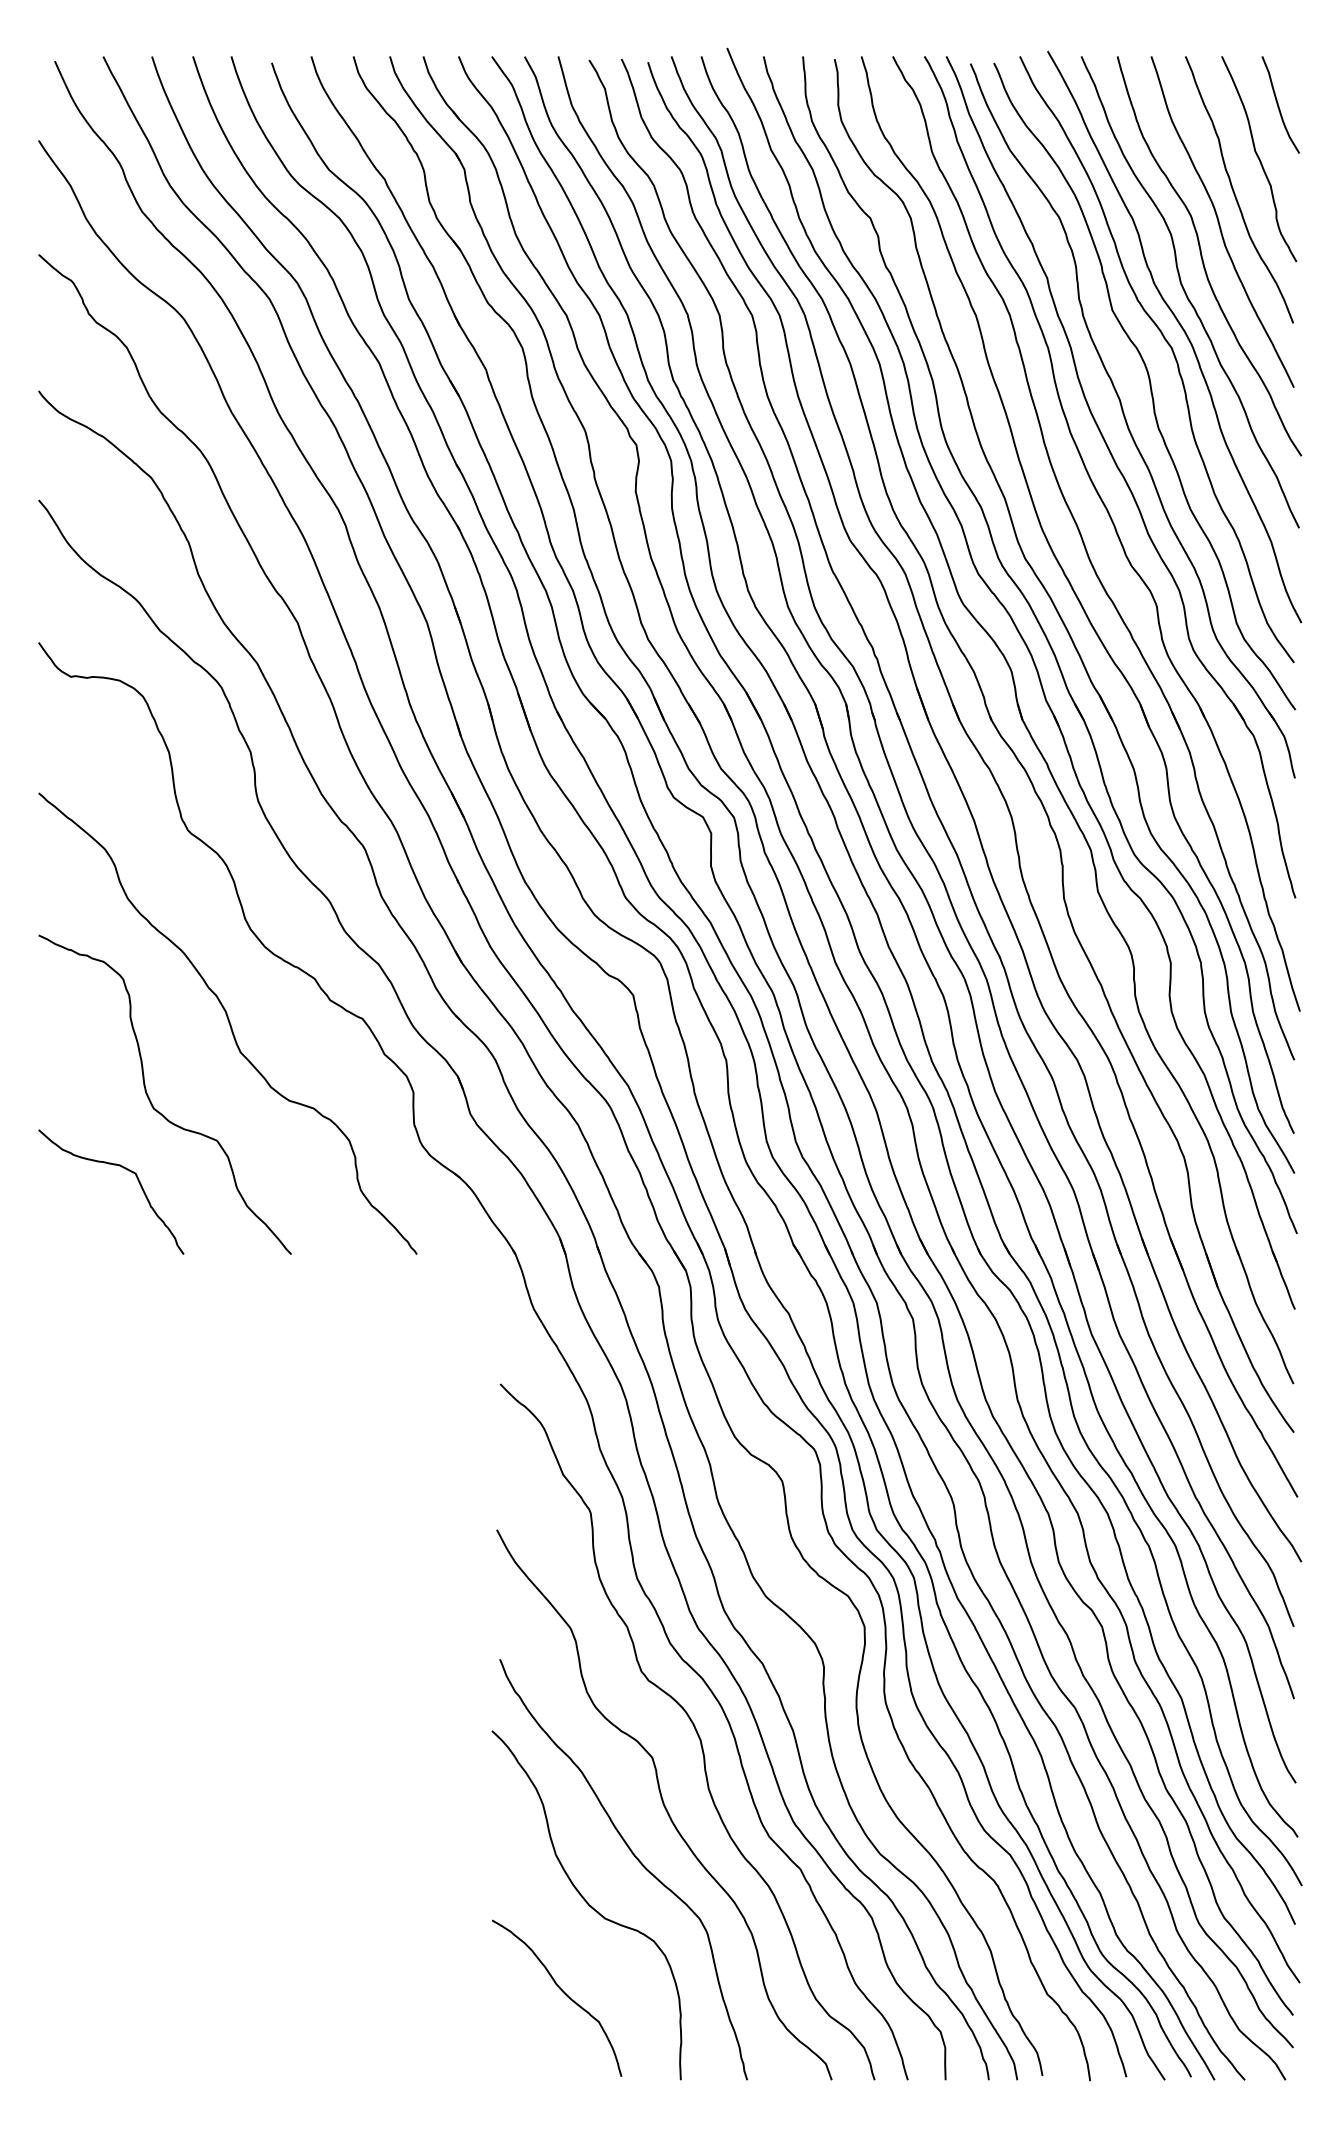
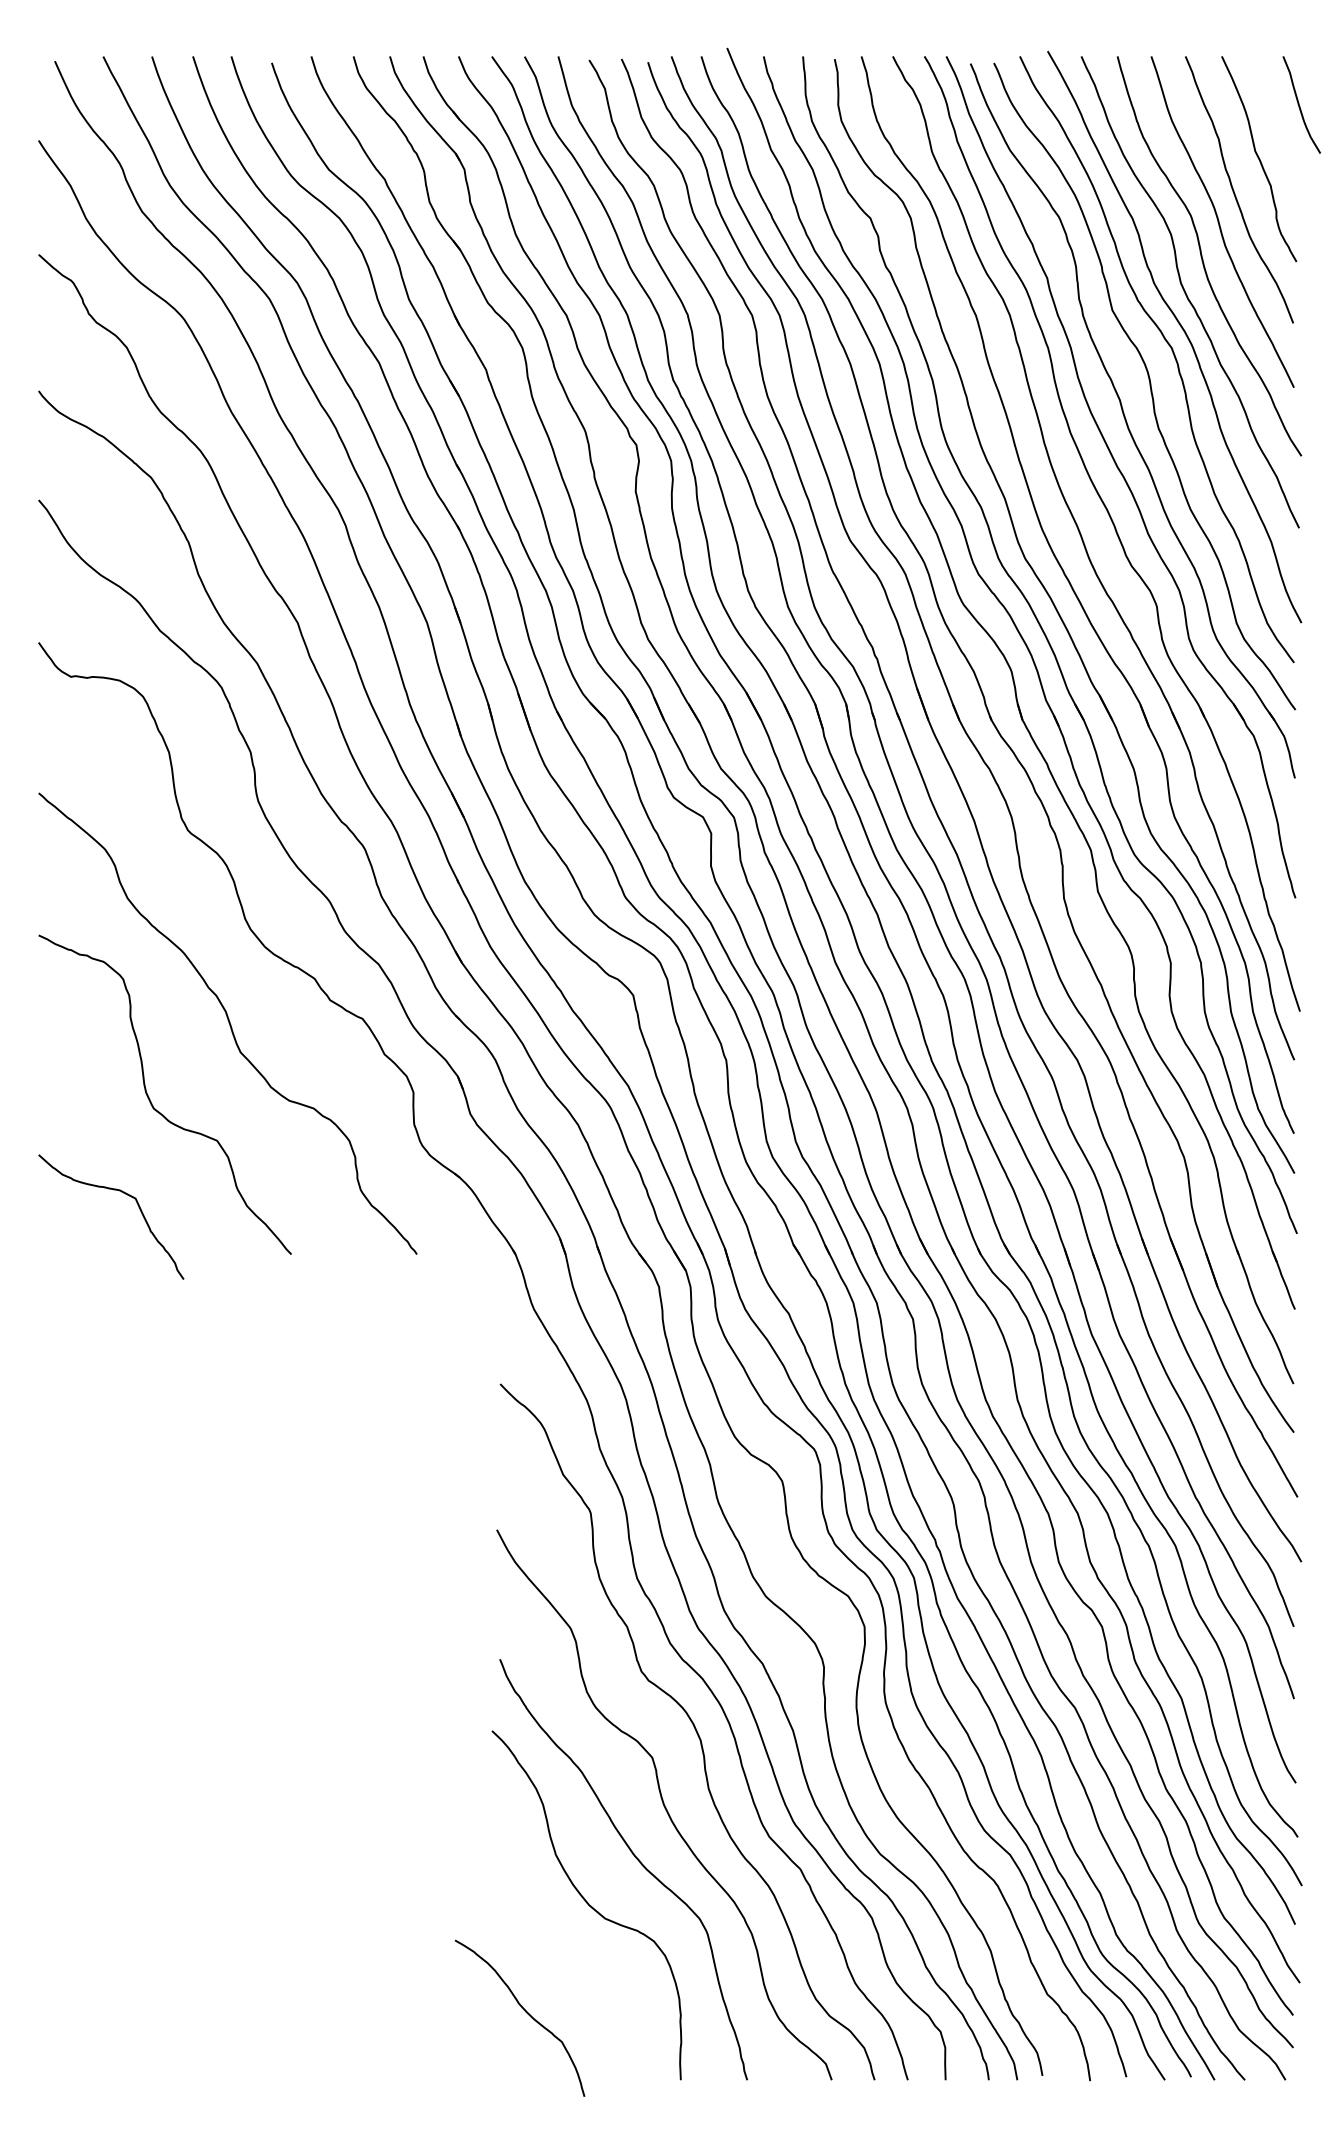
curve position: (1278, 104) -> (1299, 104) (1299, 104)
curve position: (123, 1168) -> (123, 1193) (123, 1193)
curve position: (561, 1991) -> (524, 2011) (524, 2011)
